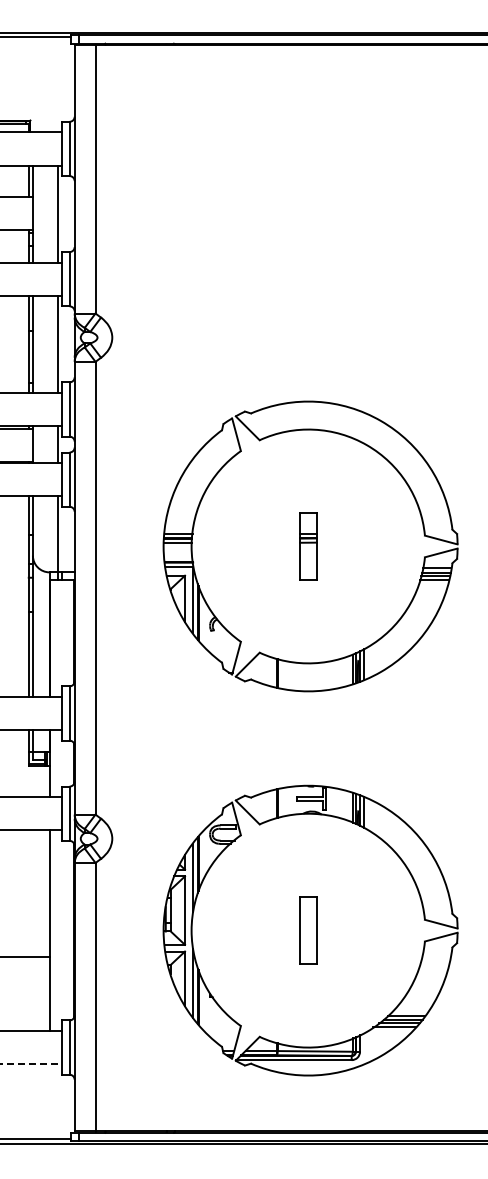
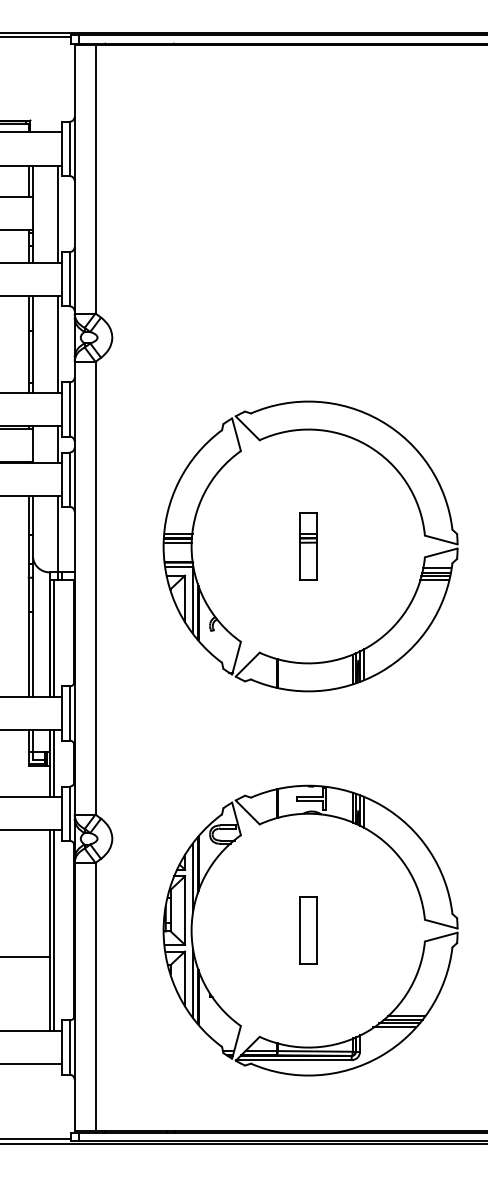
line: none -> present (53, 637)
line: none -> present (53, 763)
line: none -> present (53, 930)
line: dashed -> solid (31, 1064)
